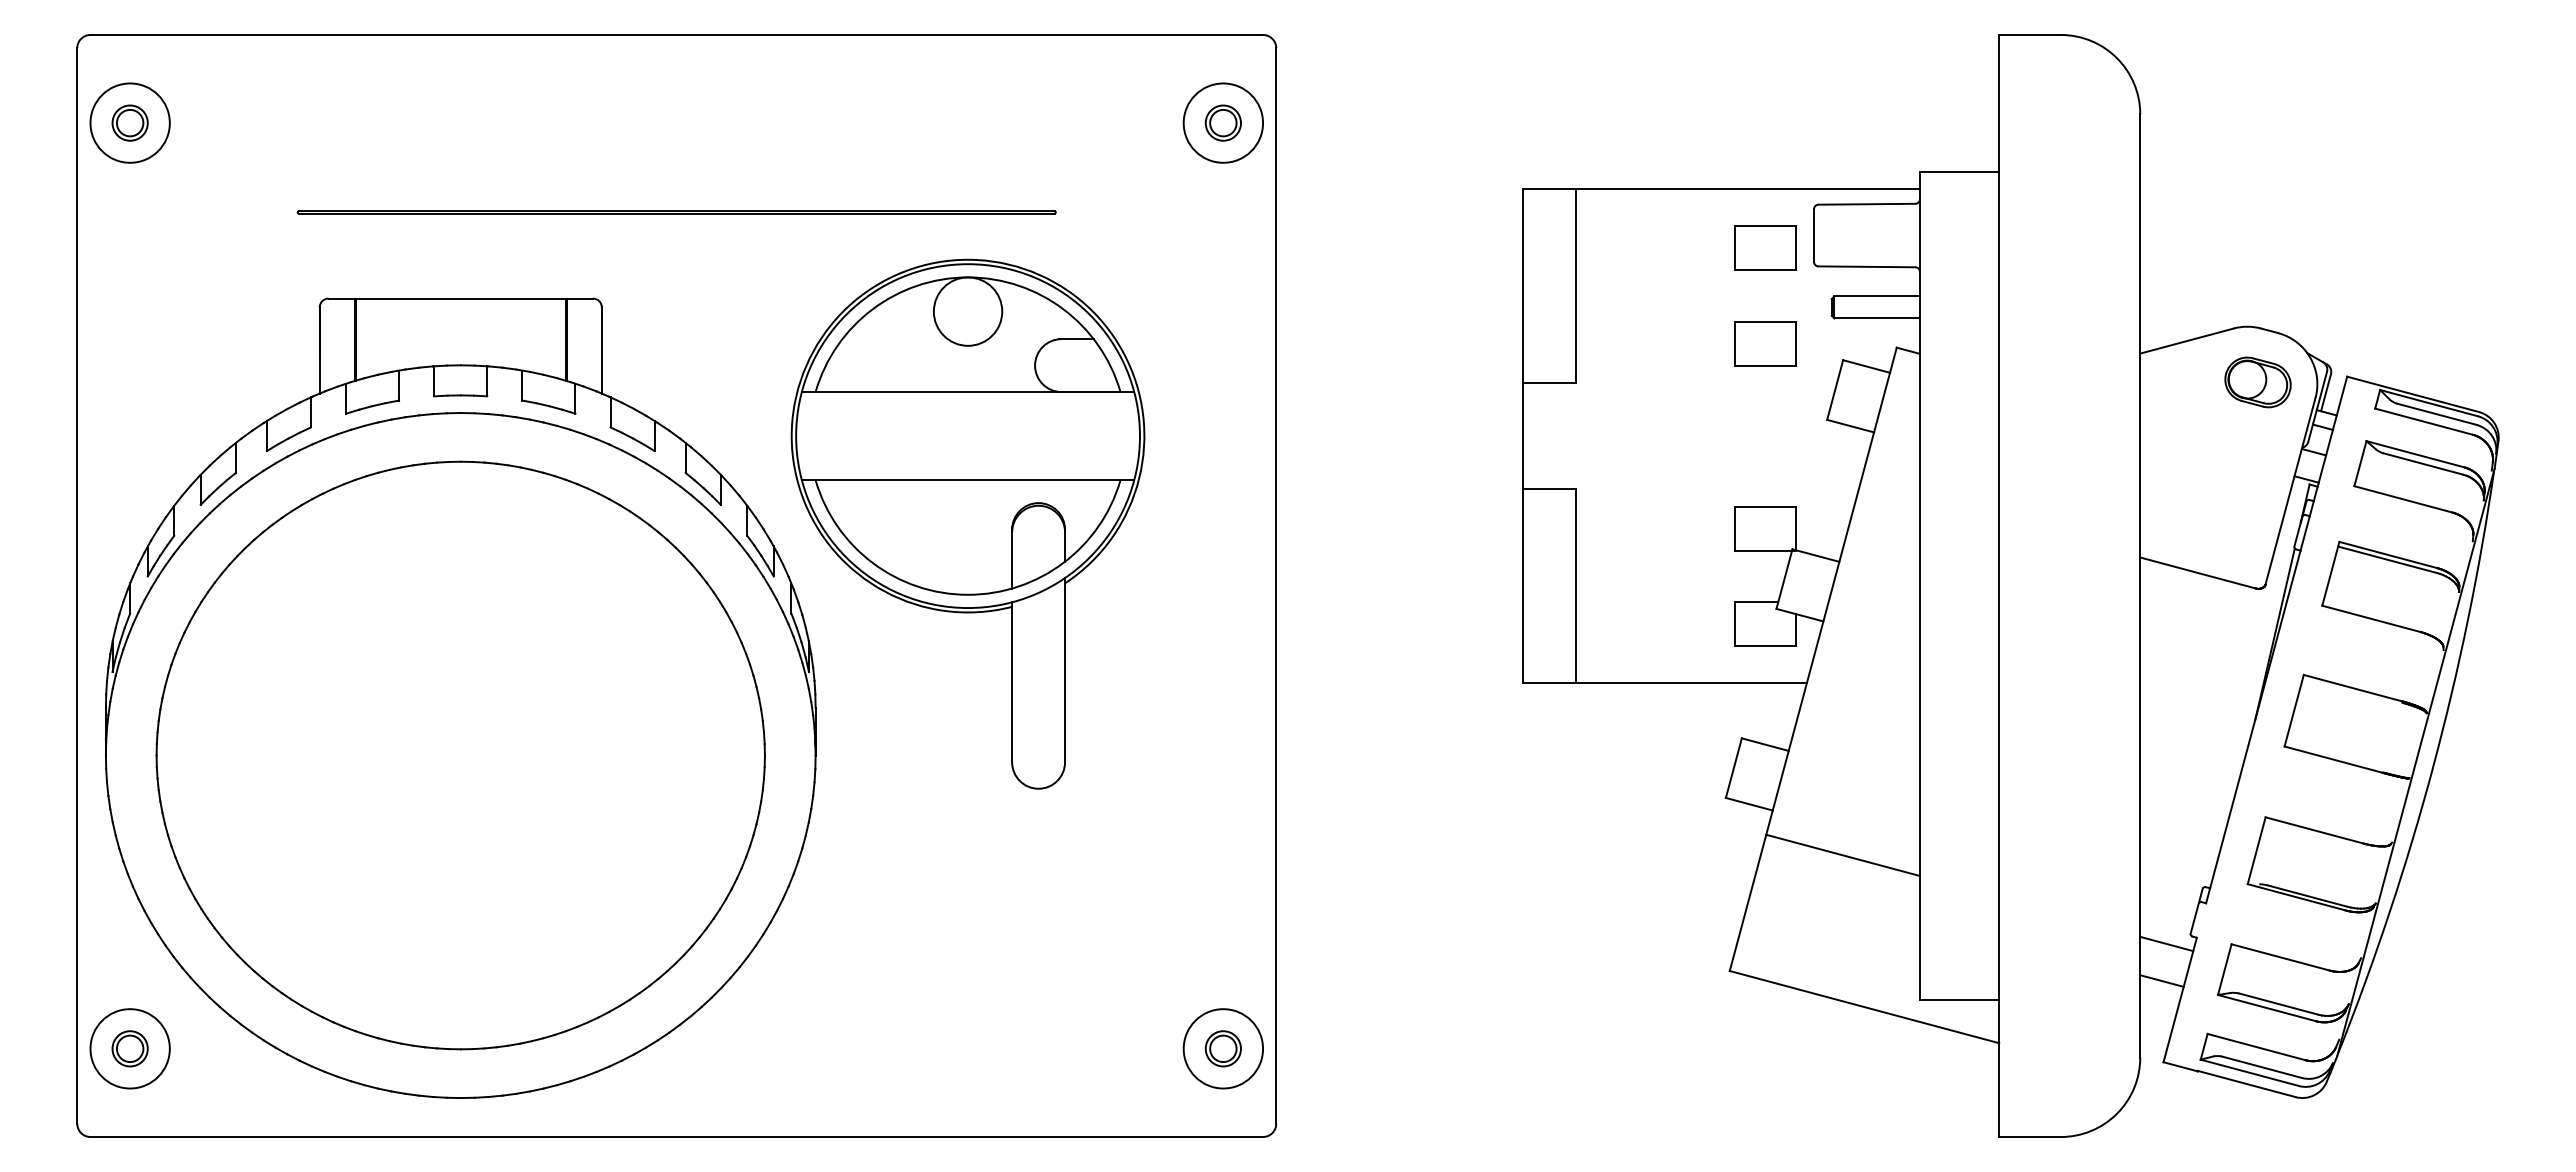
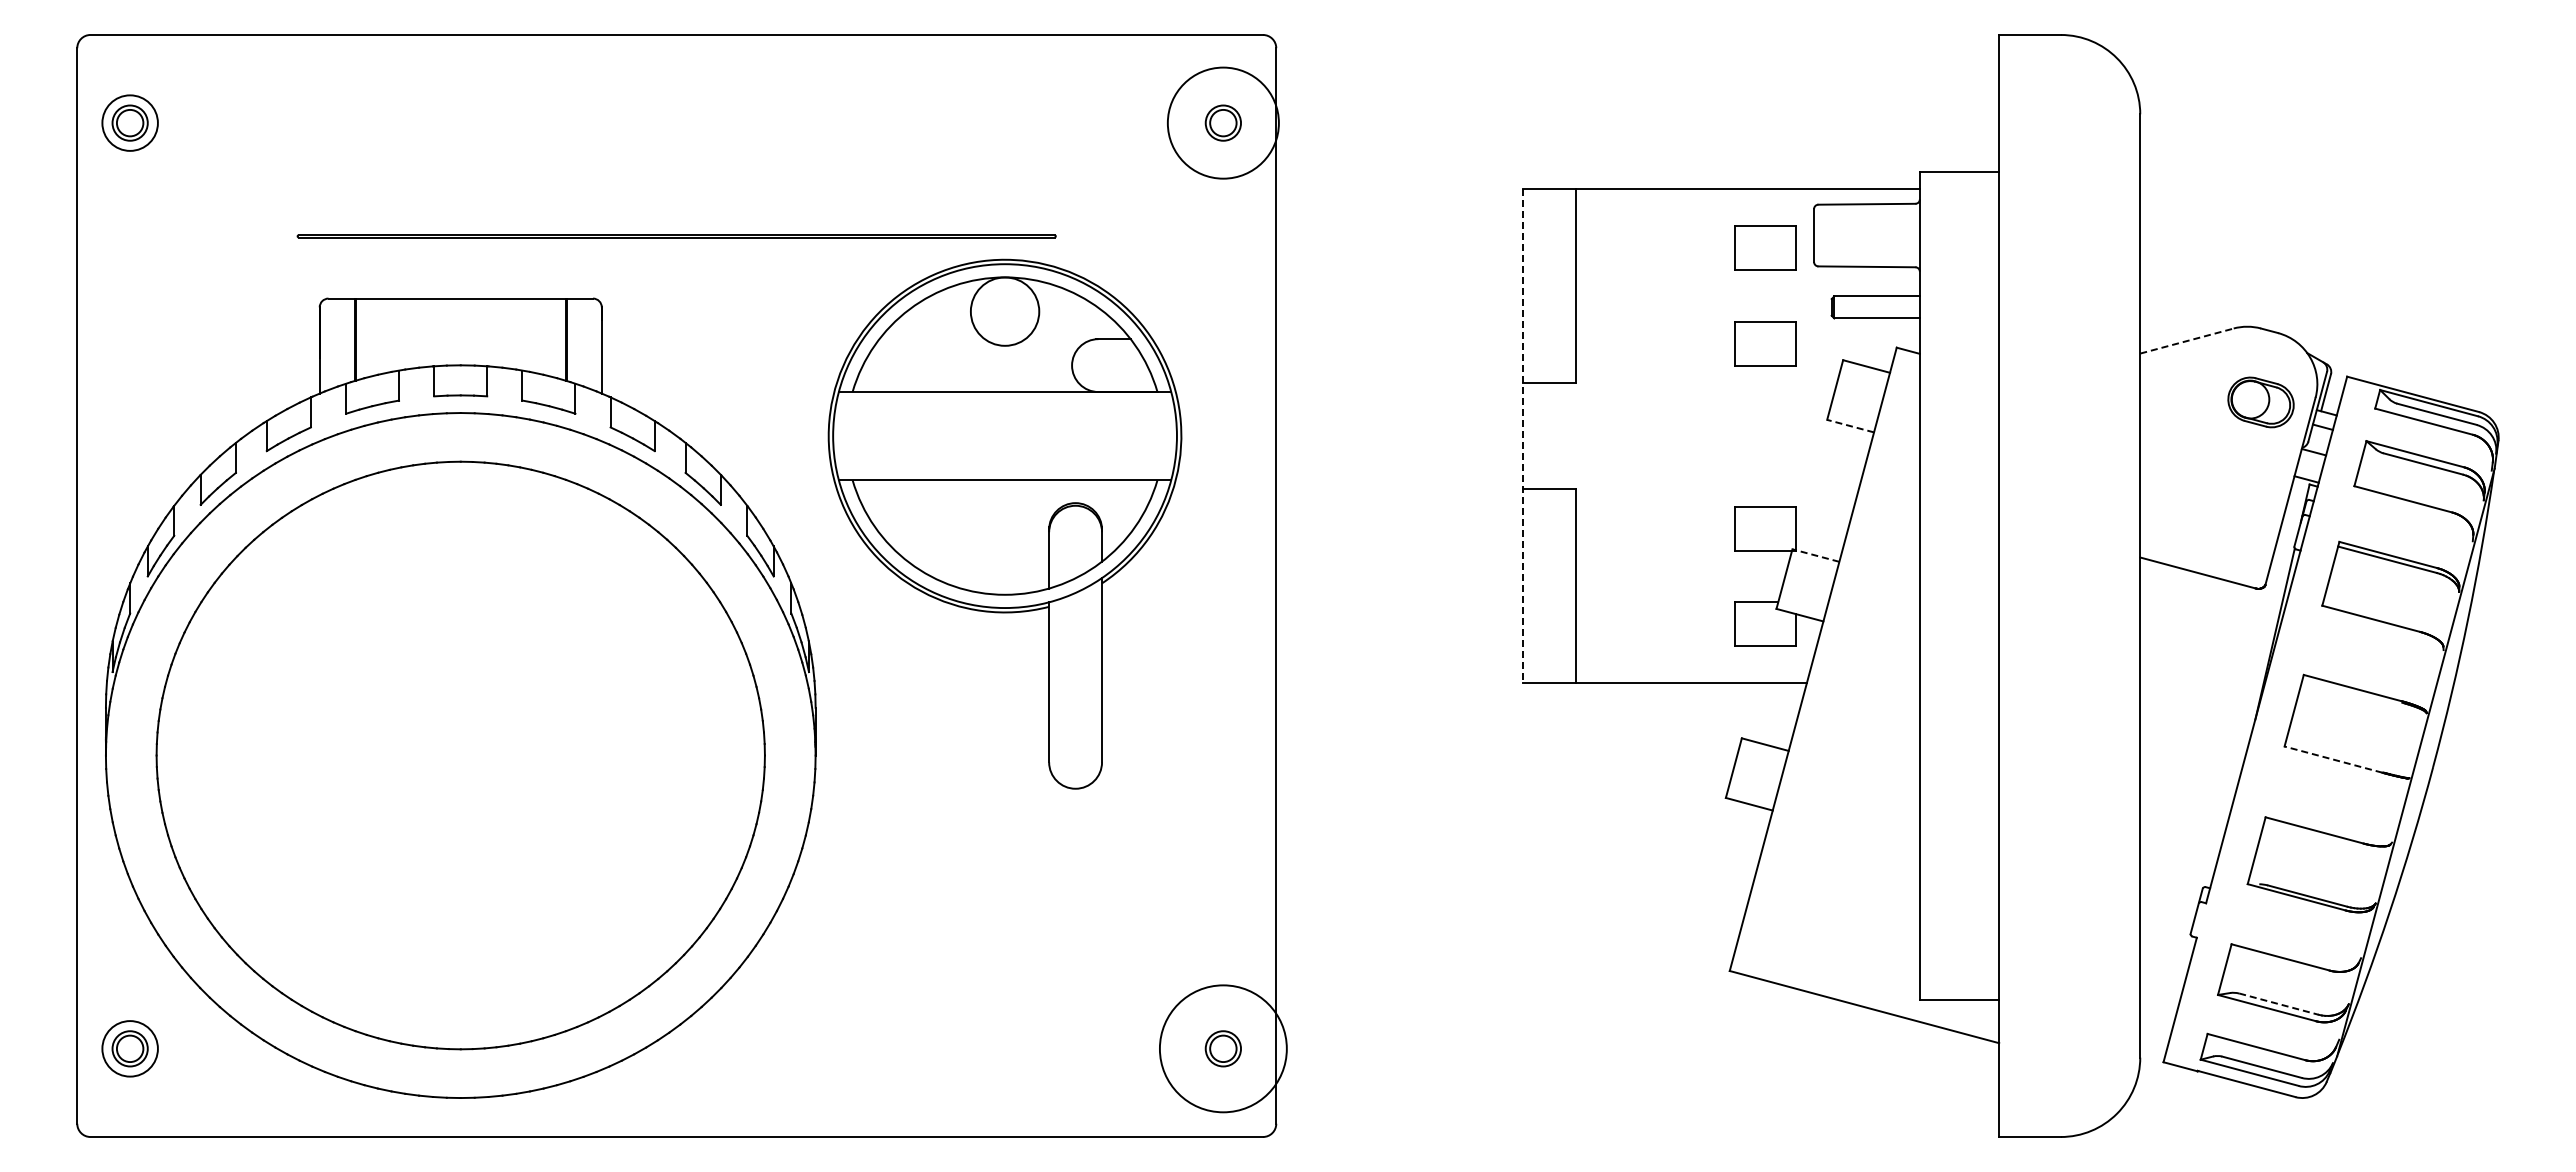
circle diameter: 79 px -> 56 px (129, 122)
circle diameter: 79 px -> 111 px (1222, 122)
line position: (676, 211) -> (676, 235) (676, 235)
line: solid -> dashed (2187, 340)
part position: (2257, 382) -> (2260, 402) (2260, 402)
line: solid -> dashed (1850, 426)
line: solid -> dashed (1523, 436)
part position: (967, 523) -> (1004, 523) (1004, 523)
line: solid -> dashed (1815, 555)
line: solid -> dashed (2333, 759)
line: present -> none (1842, 854)
line: present -> none (2166, 943)
line: present -> none (2161, 980)
line: solid -> dashed (2279, 1004)
circle diameter: 79 px -> 56 px (129, 1048)
circle diameter: 79 px -> 127 px (1222, 1048)
